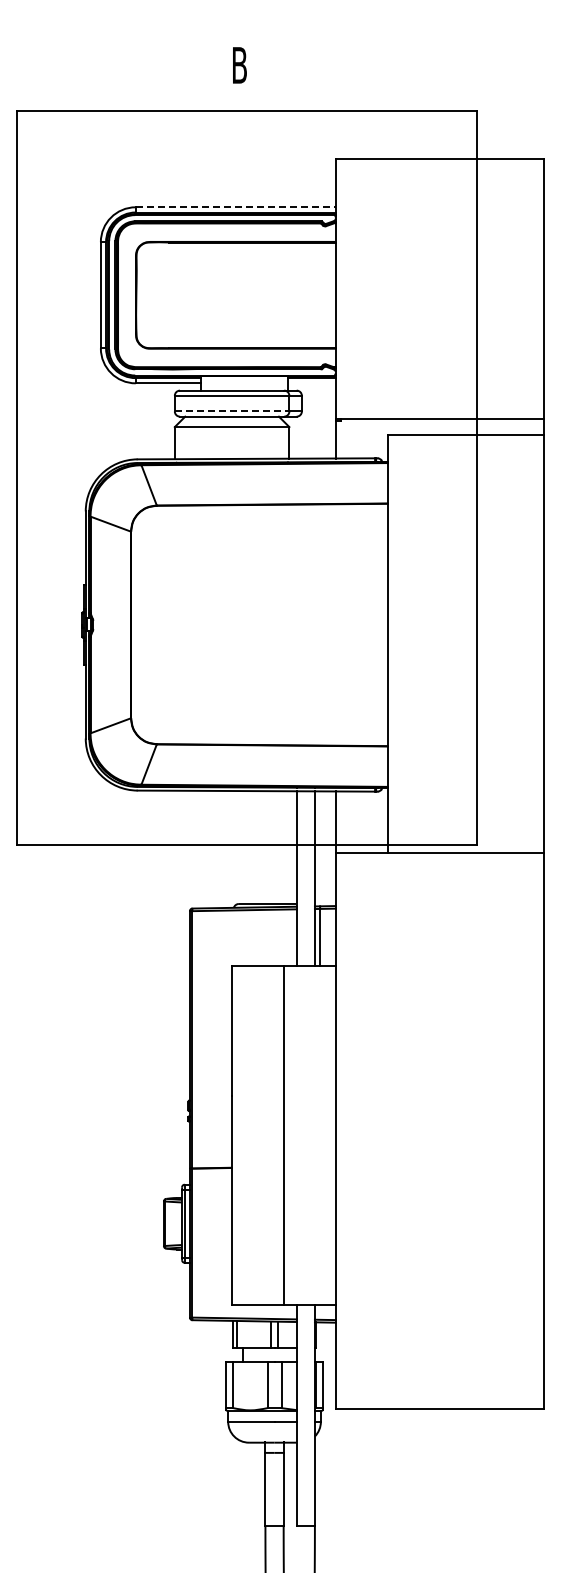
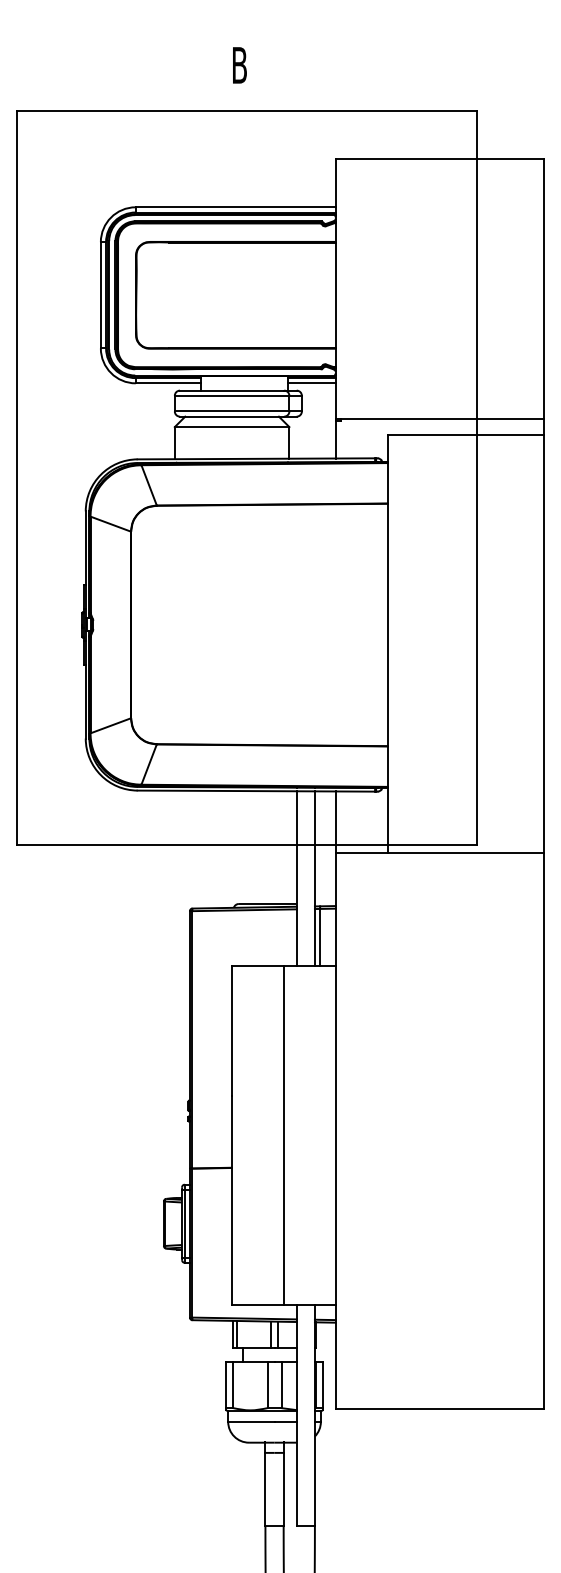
line: dashed -> solid (235, 207)
line: none -> present (311, 383)
line: dashed -> solid (232, 411)
